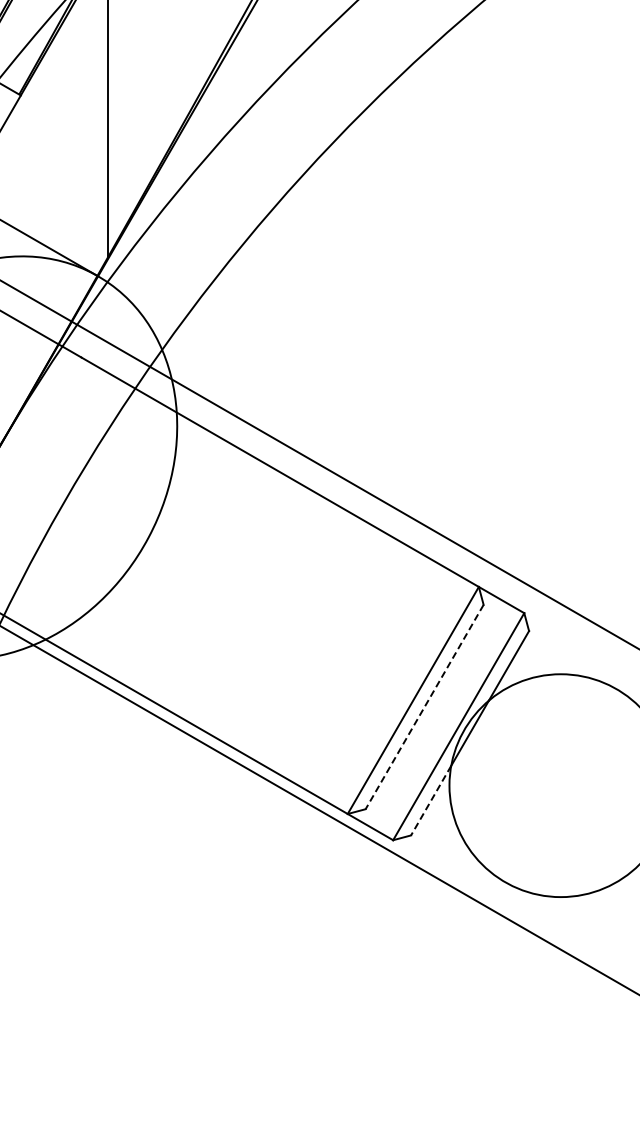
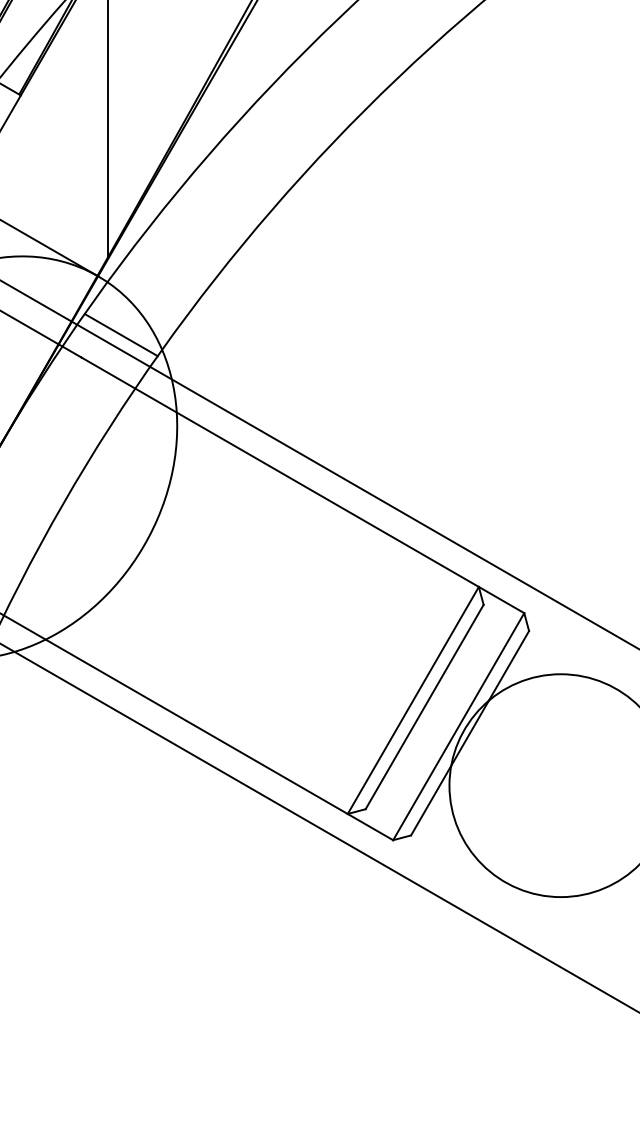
line: none -> present (120, 335)
line: dashed -> solid (424, 707)
line: dashed -> solid (430, 801)
line position: (319, 810) -> (319, 827) (319, 827)
